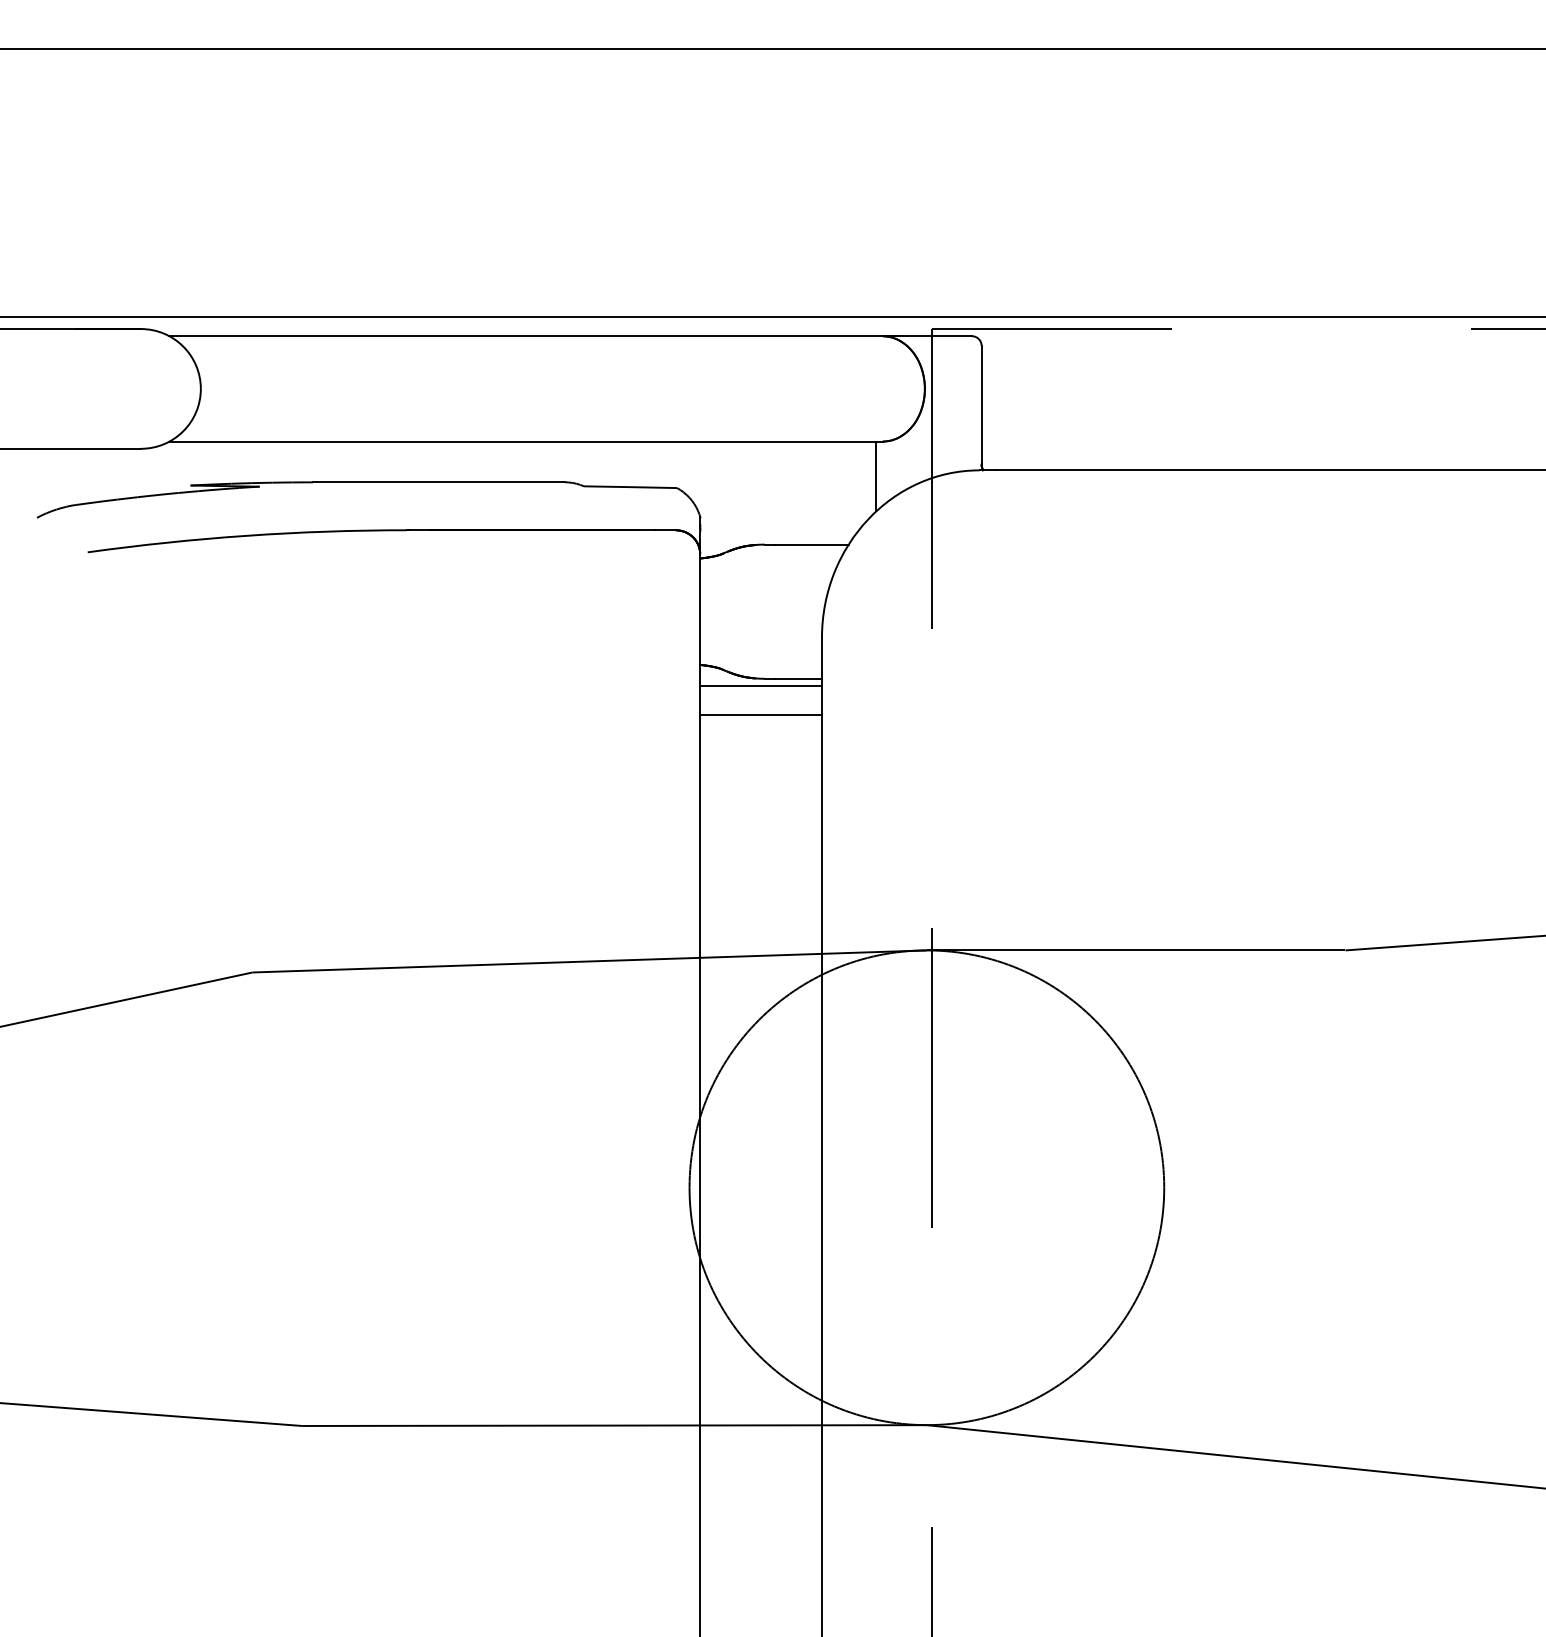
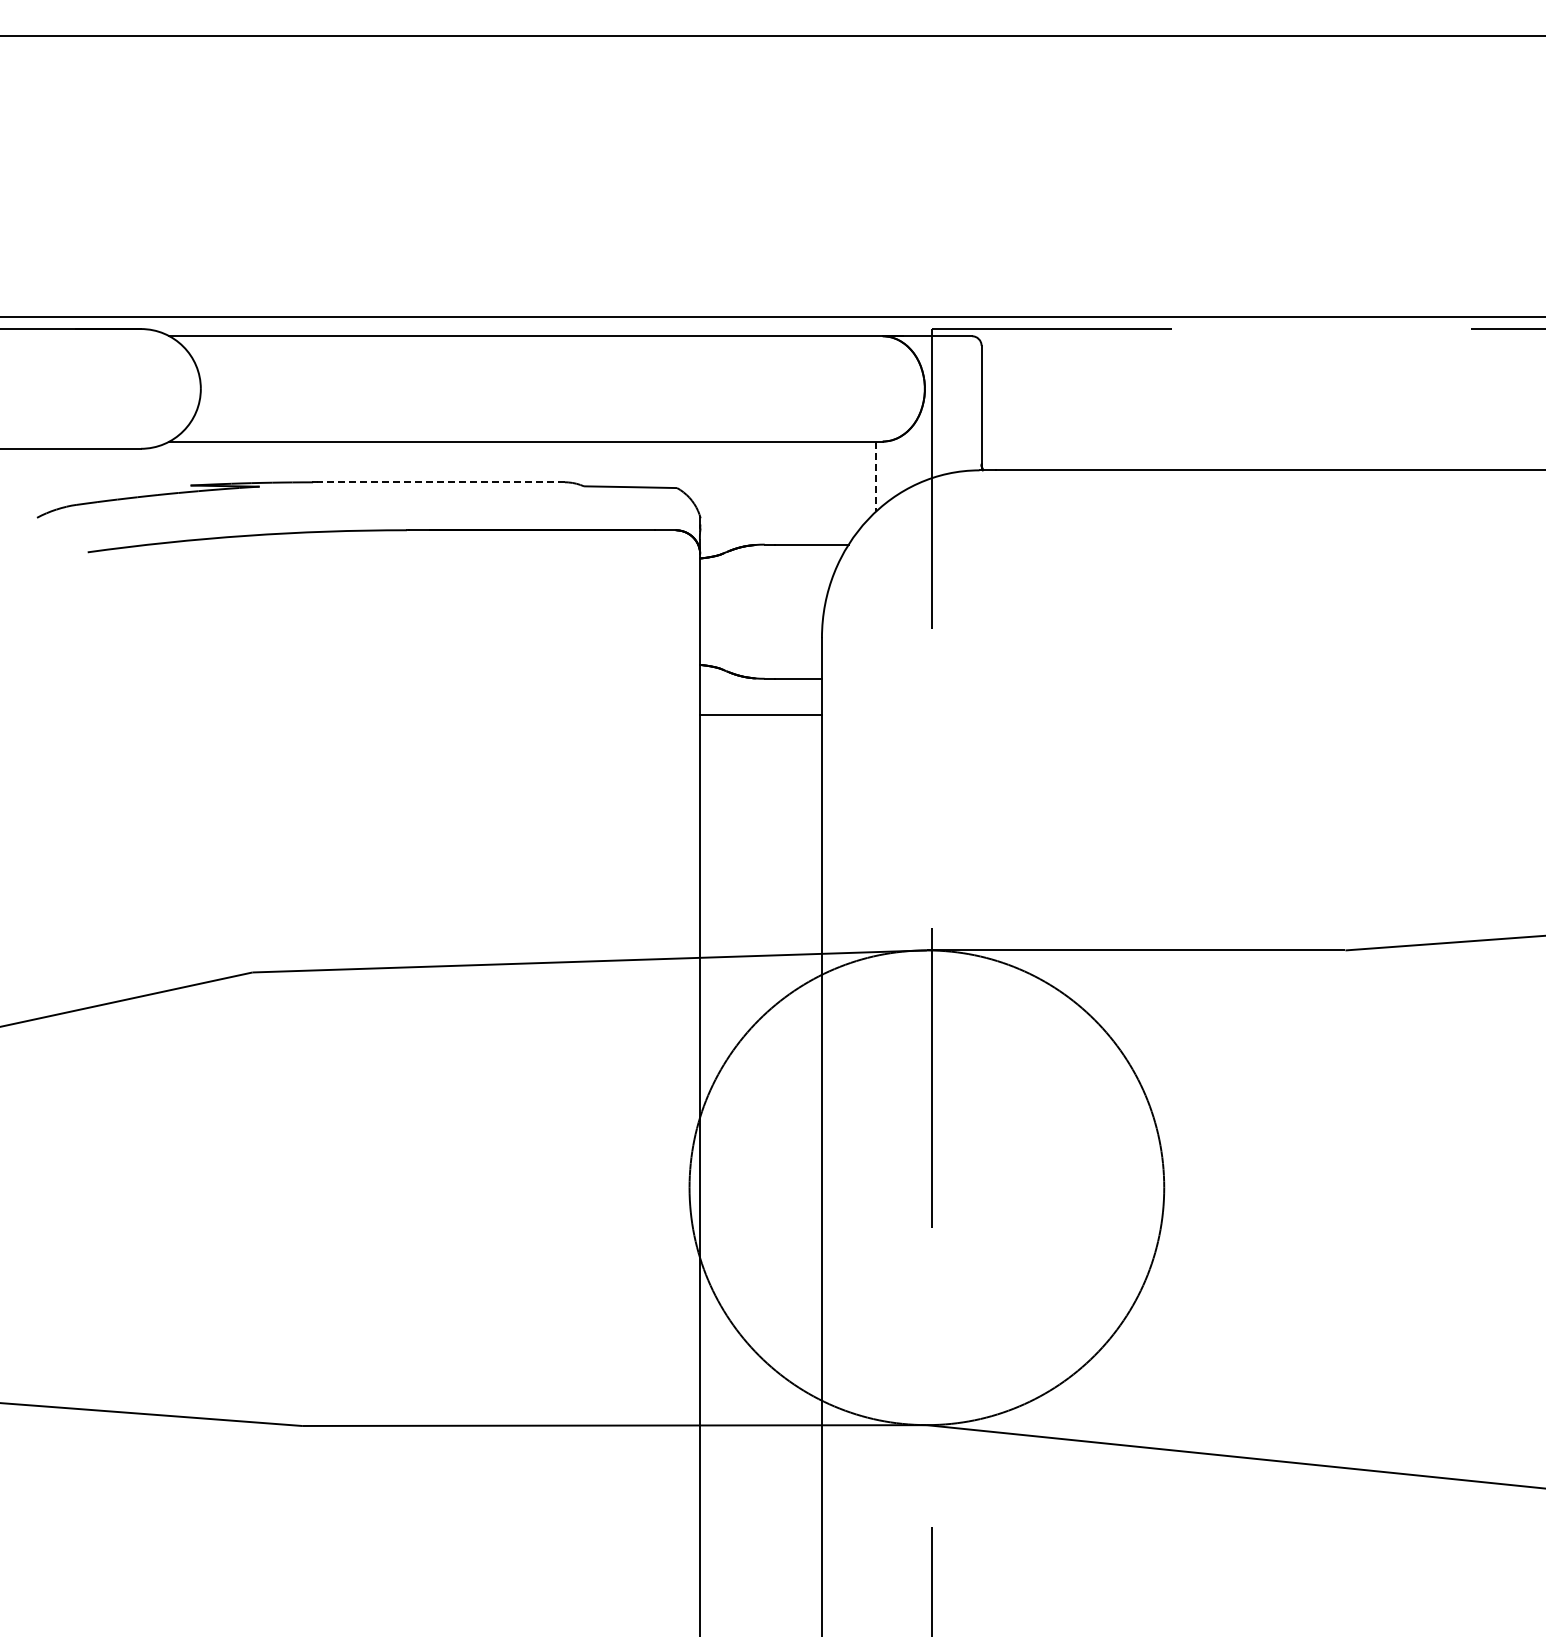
line position: (772, 49) -> (772, 36) (772, 36)
line: solid -> dashed (876, 476)
line: solid -> dashed (441, 482)
line: present -> none (760, 685)
